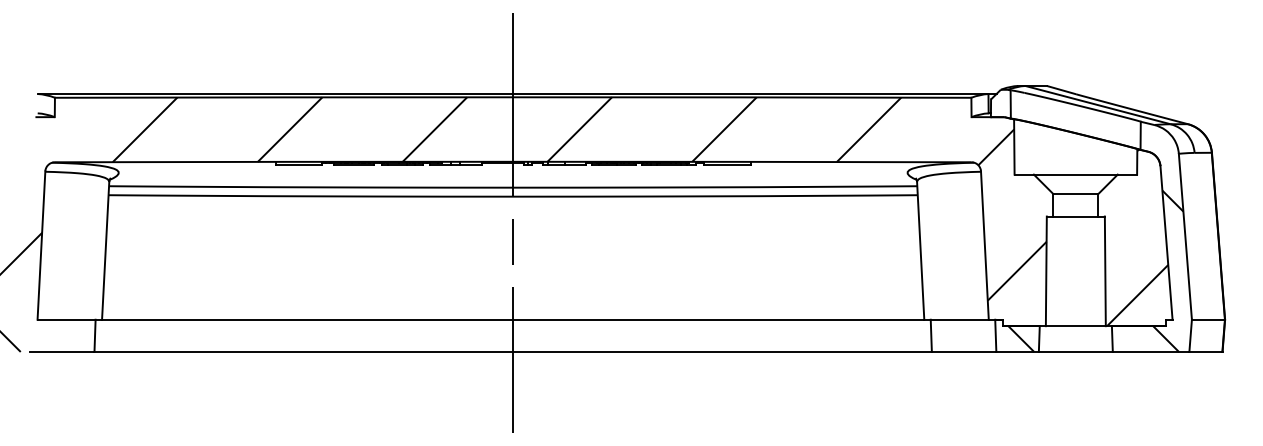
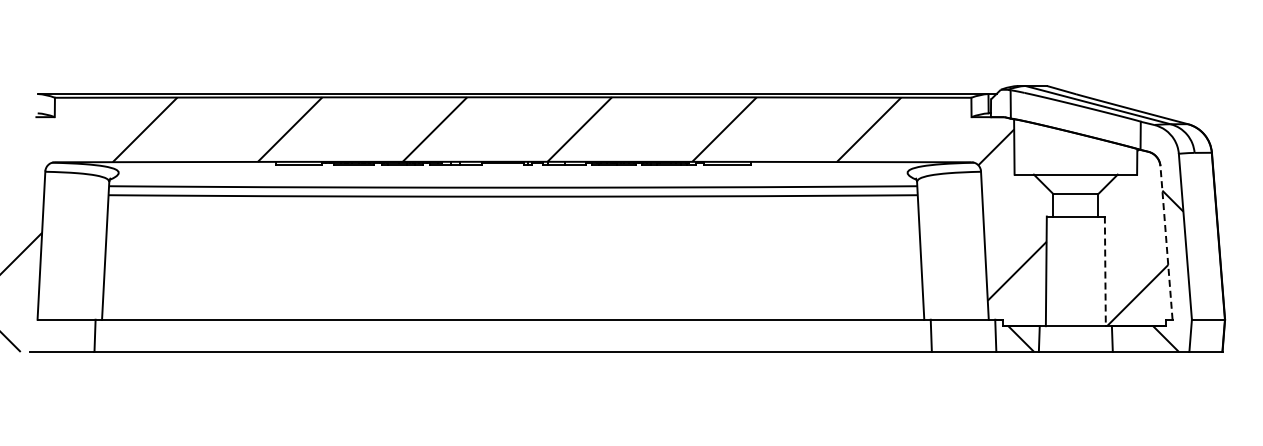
line: present -> none (513, 222)
line: solid -> dashed (1166, 242)
line: solid -> dashed (1105, 271)
